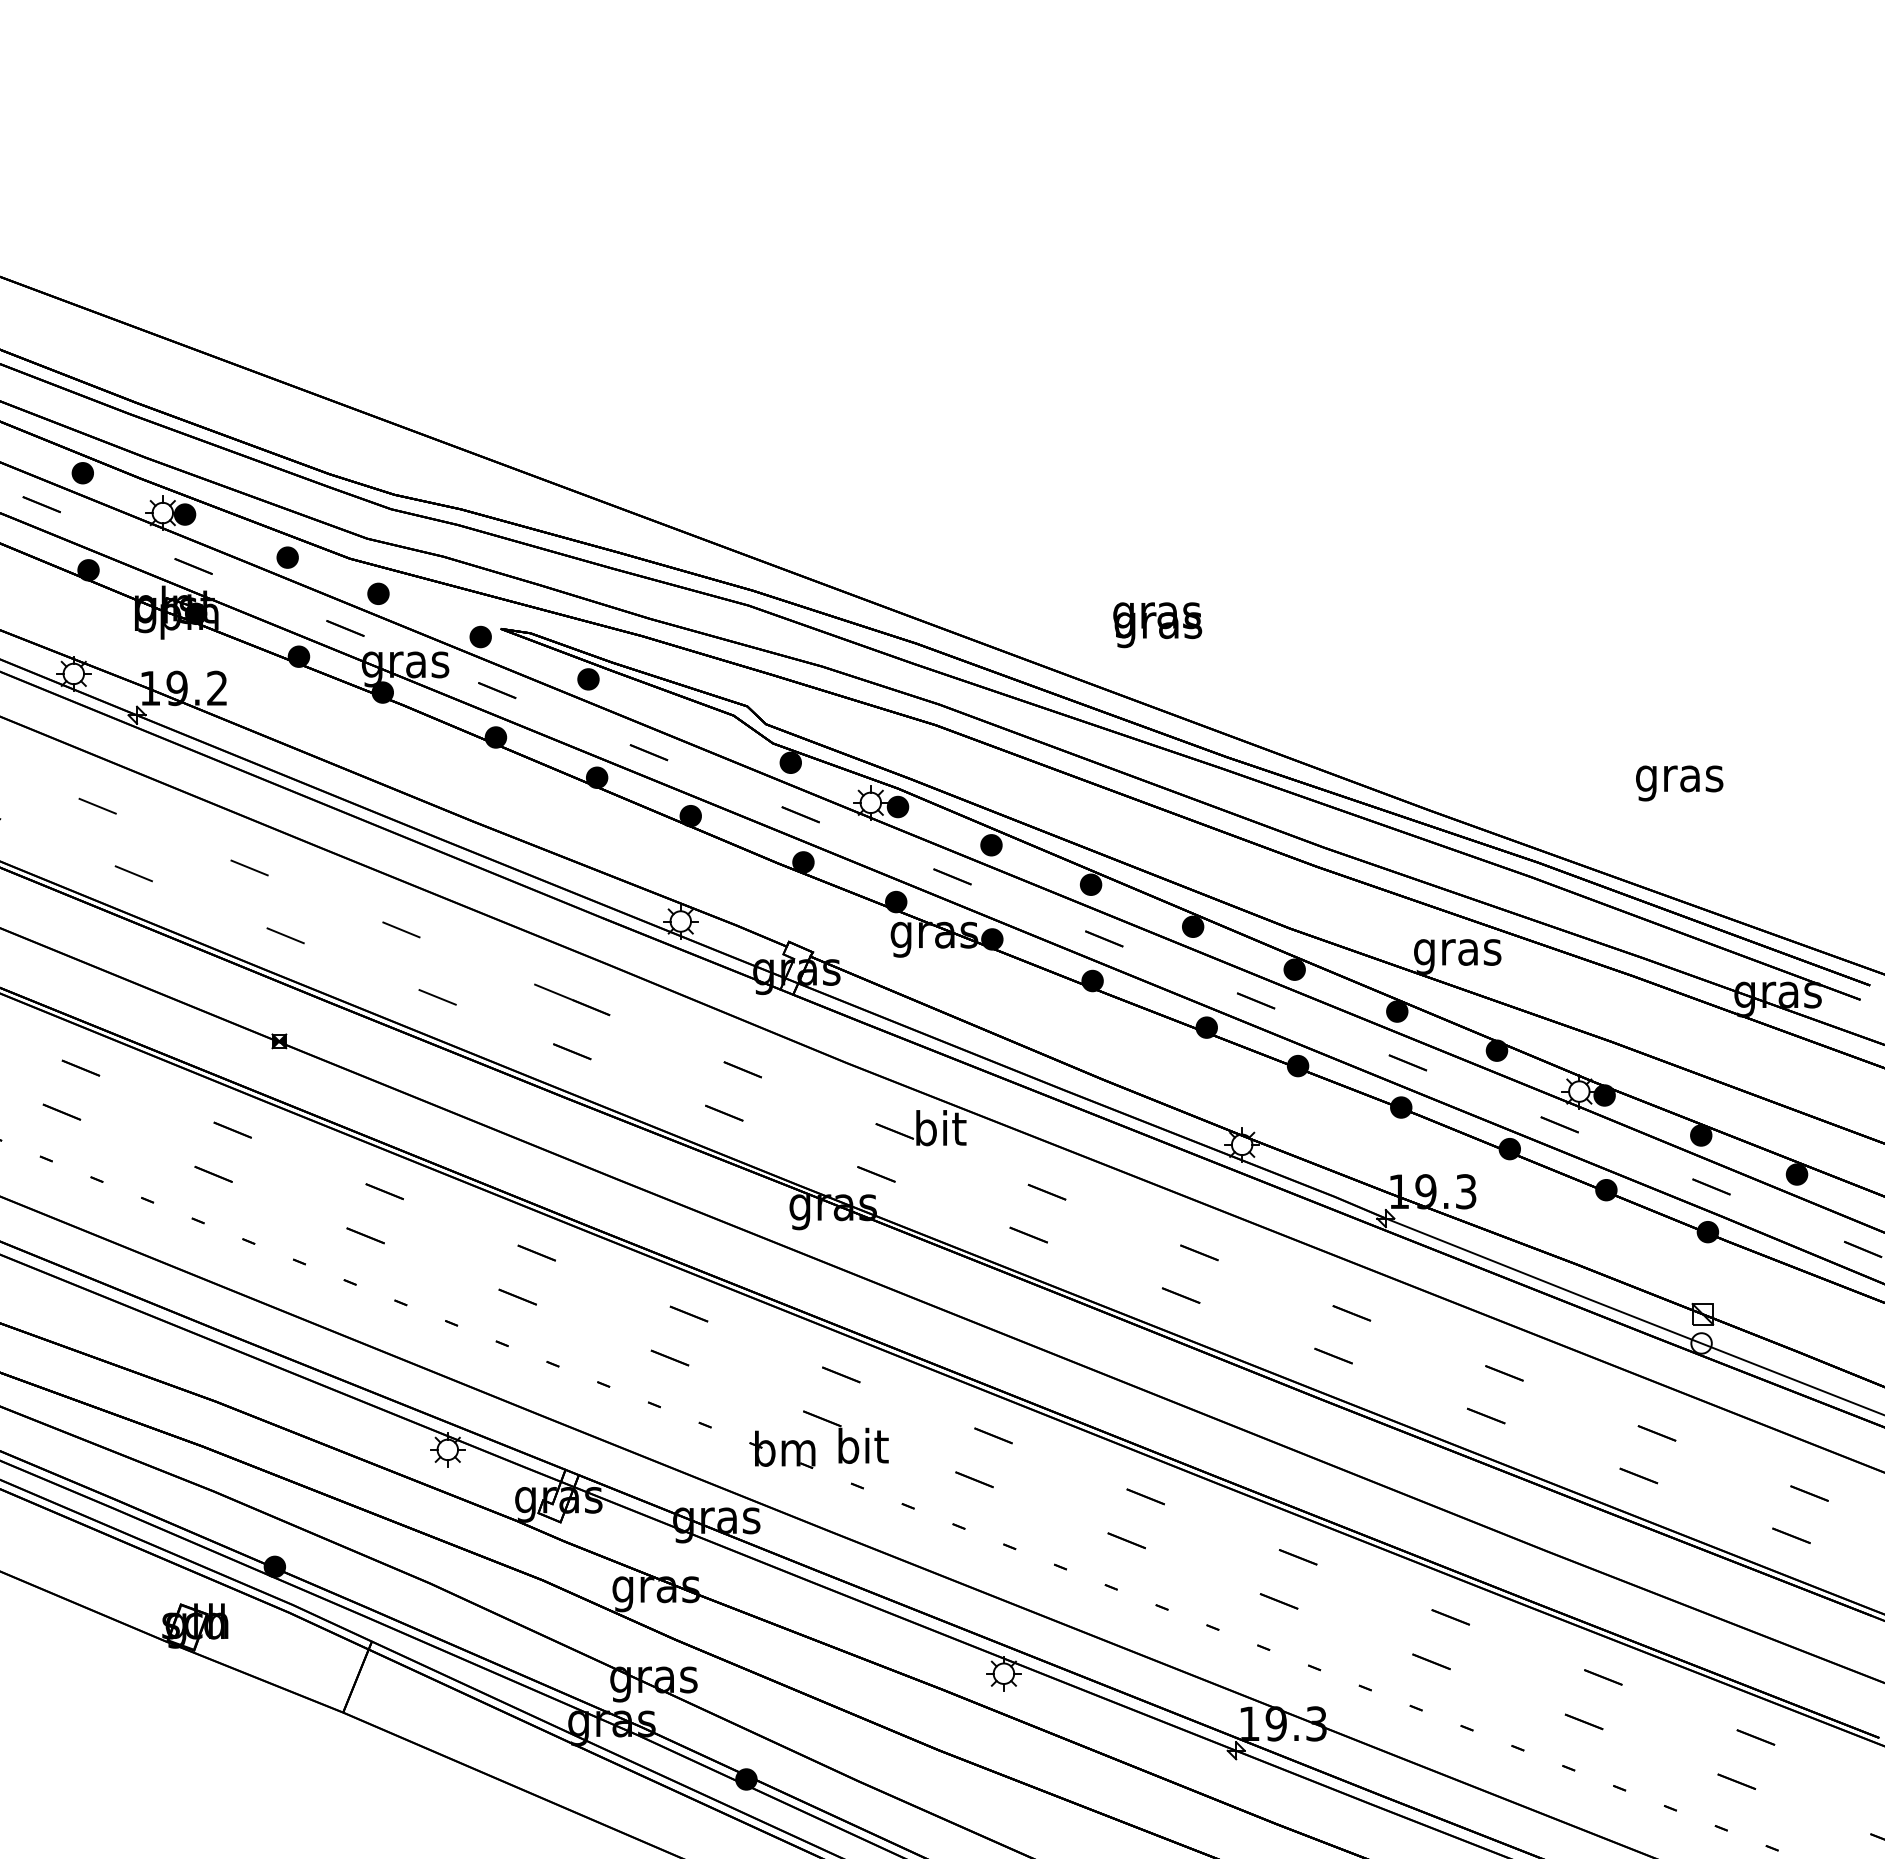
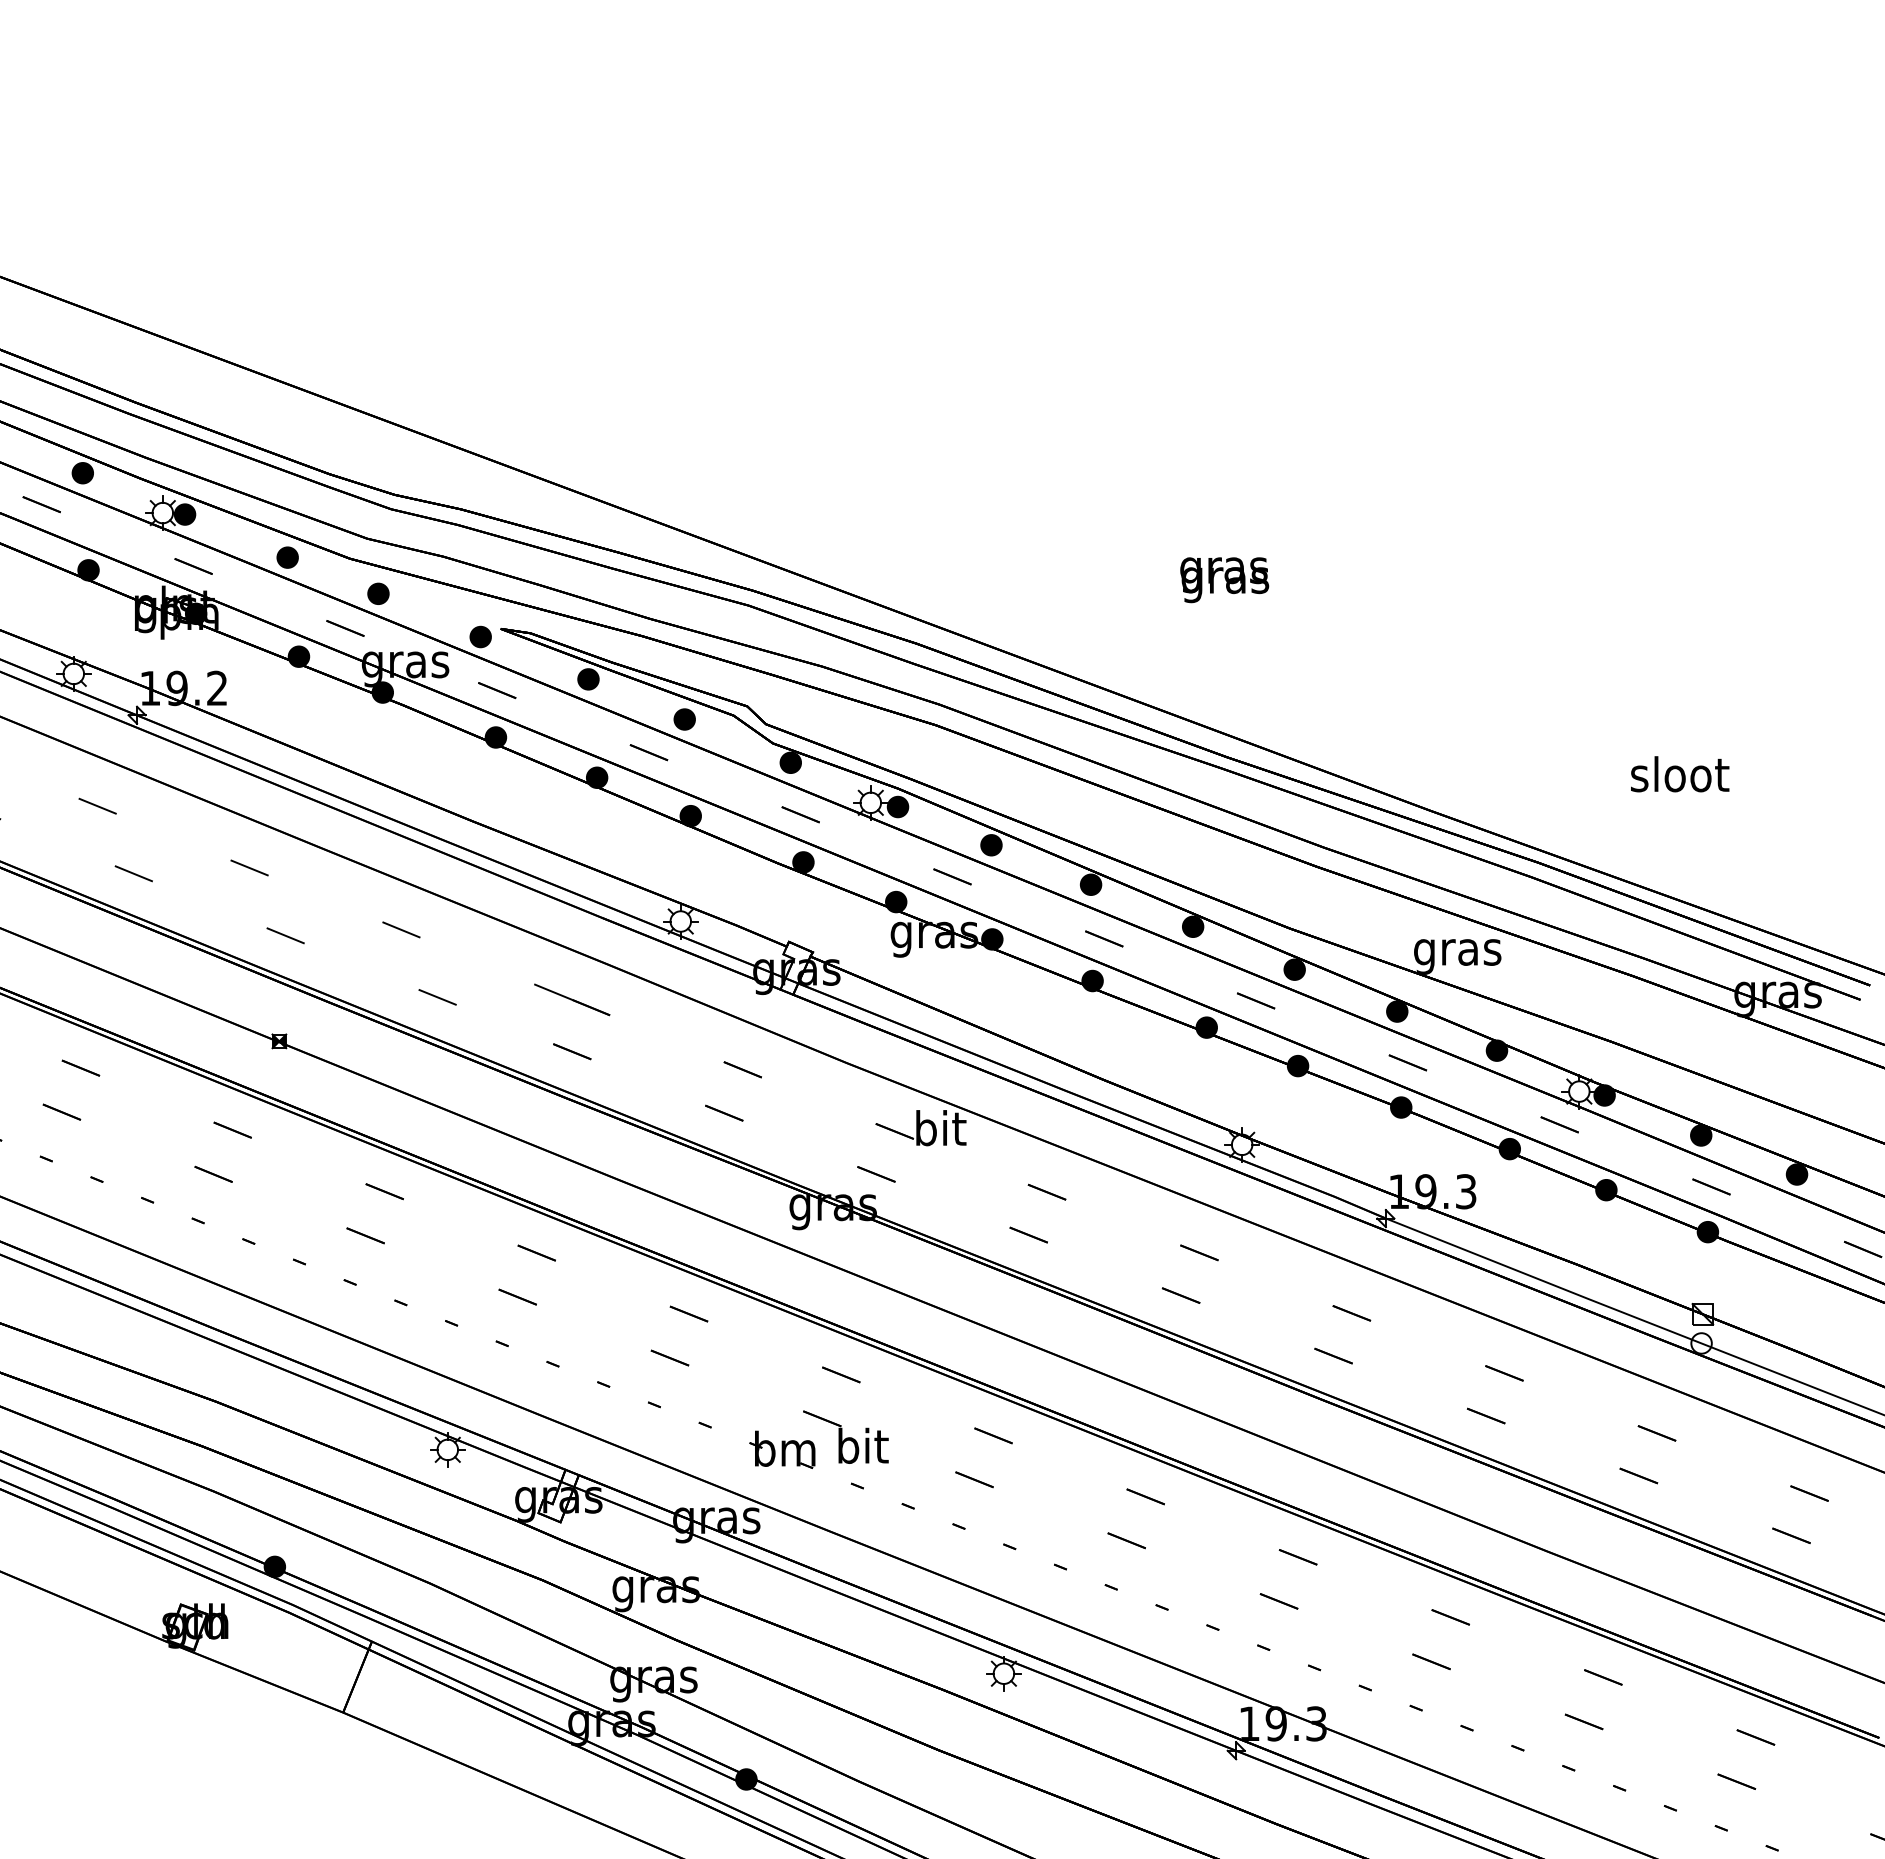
text position: (1157, 625) -> (1224, 580) (1224, 580)
part: none -> present (684, 719)
text: gras -> sloot (1680, 778)
